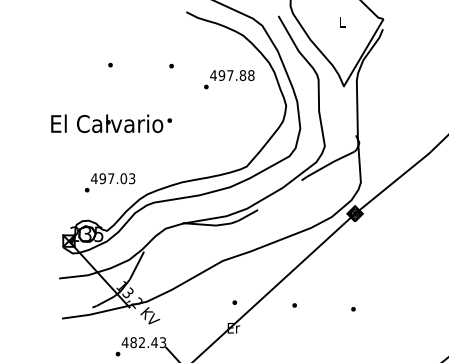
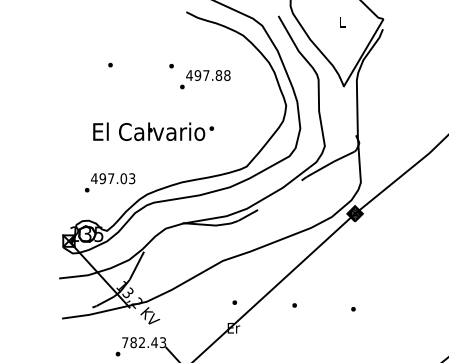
text position: (229, 79) -> (205, 79) (205, 79)
text position: (111, 123) -> (153, 131) (153, 131)
text: 482.43 -> 782.43 (124, 342)
